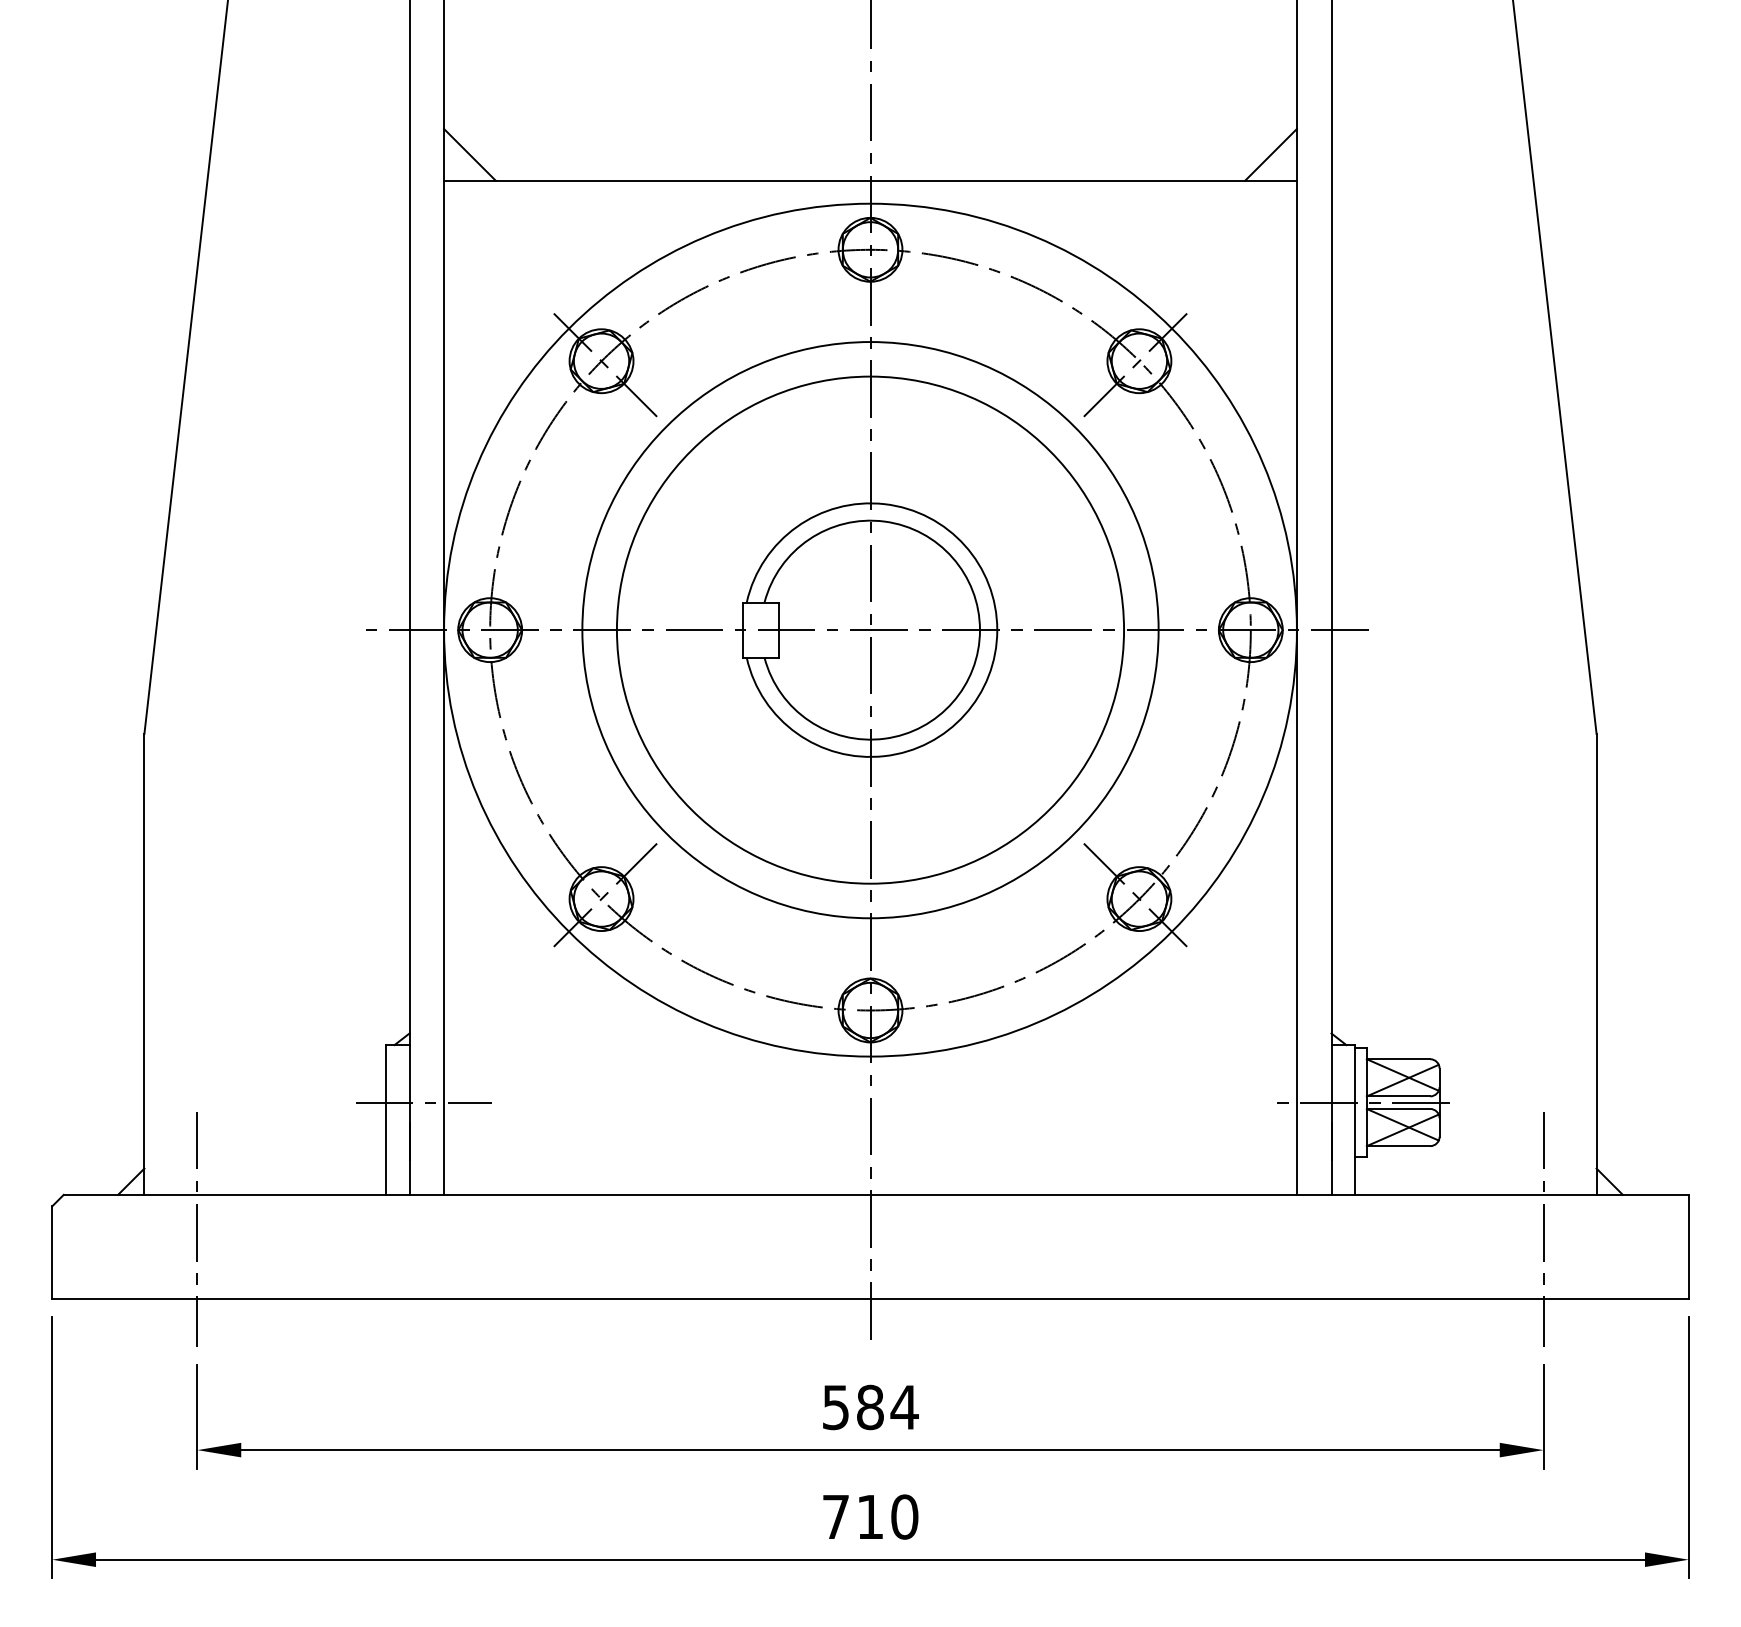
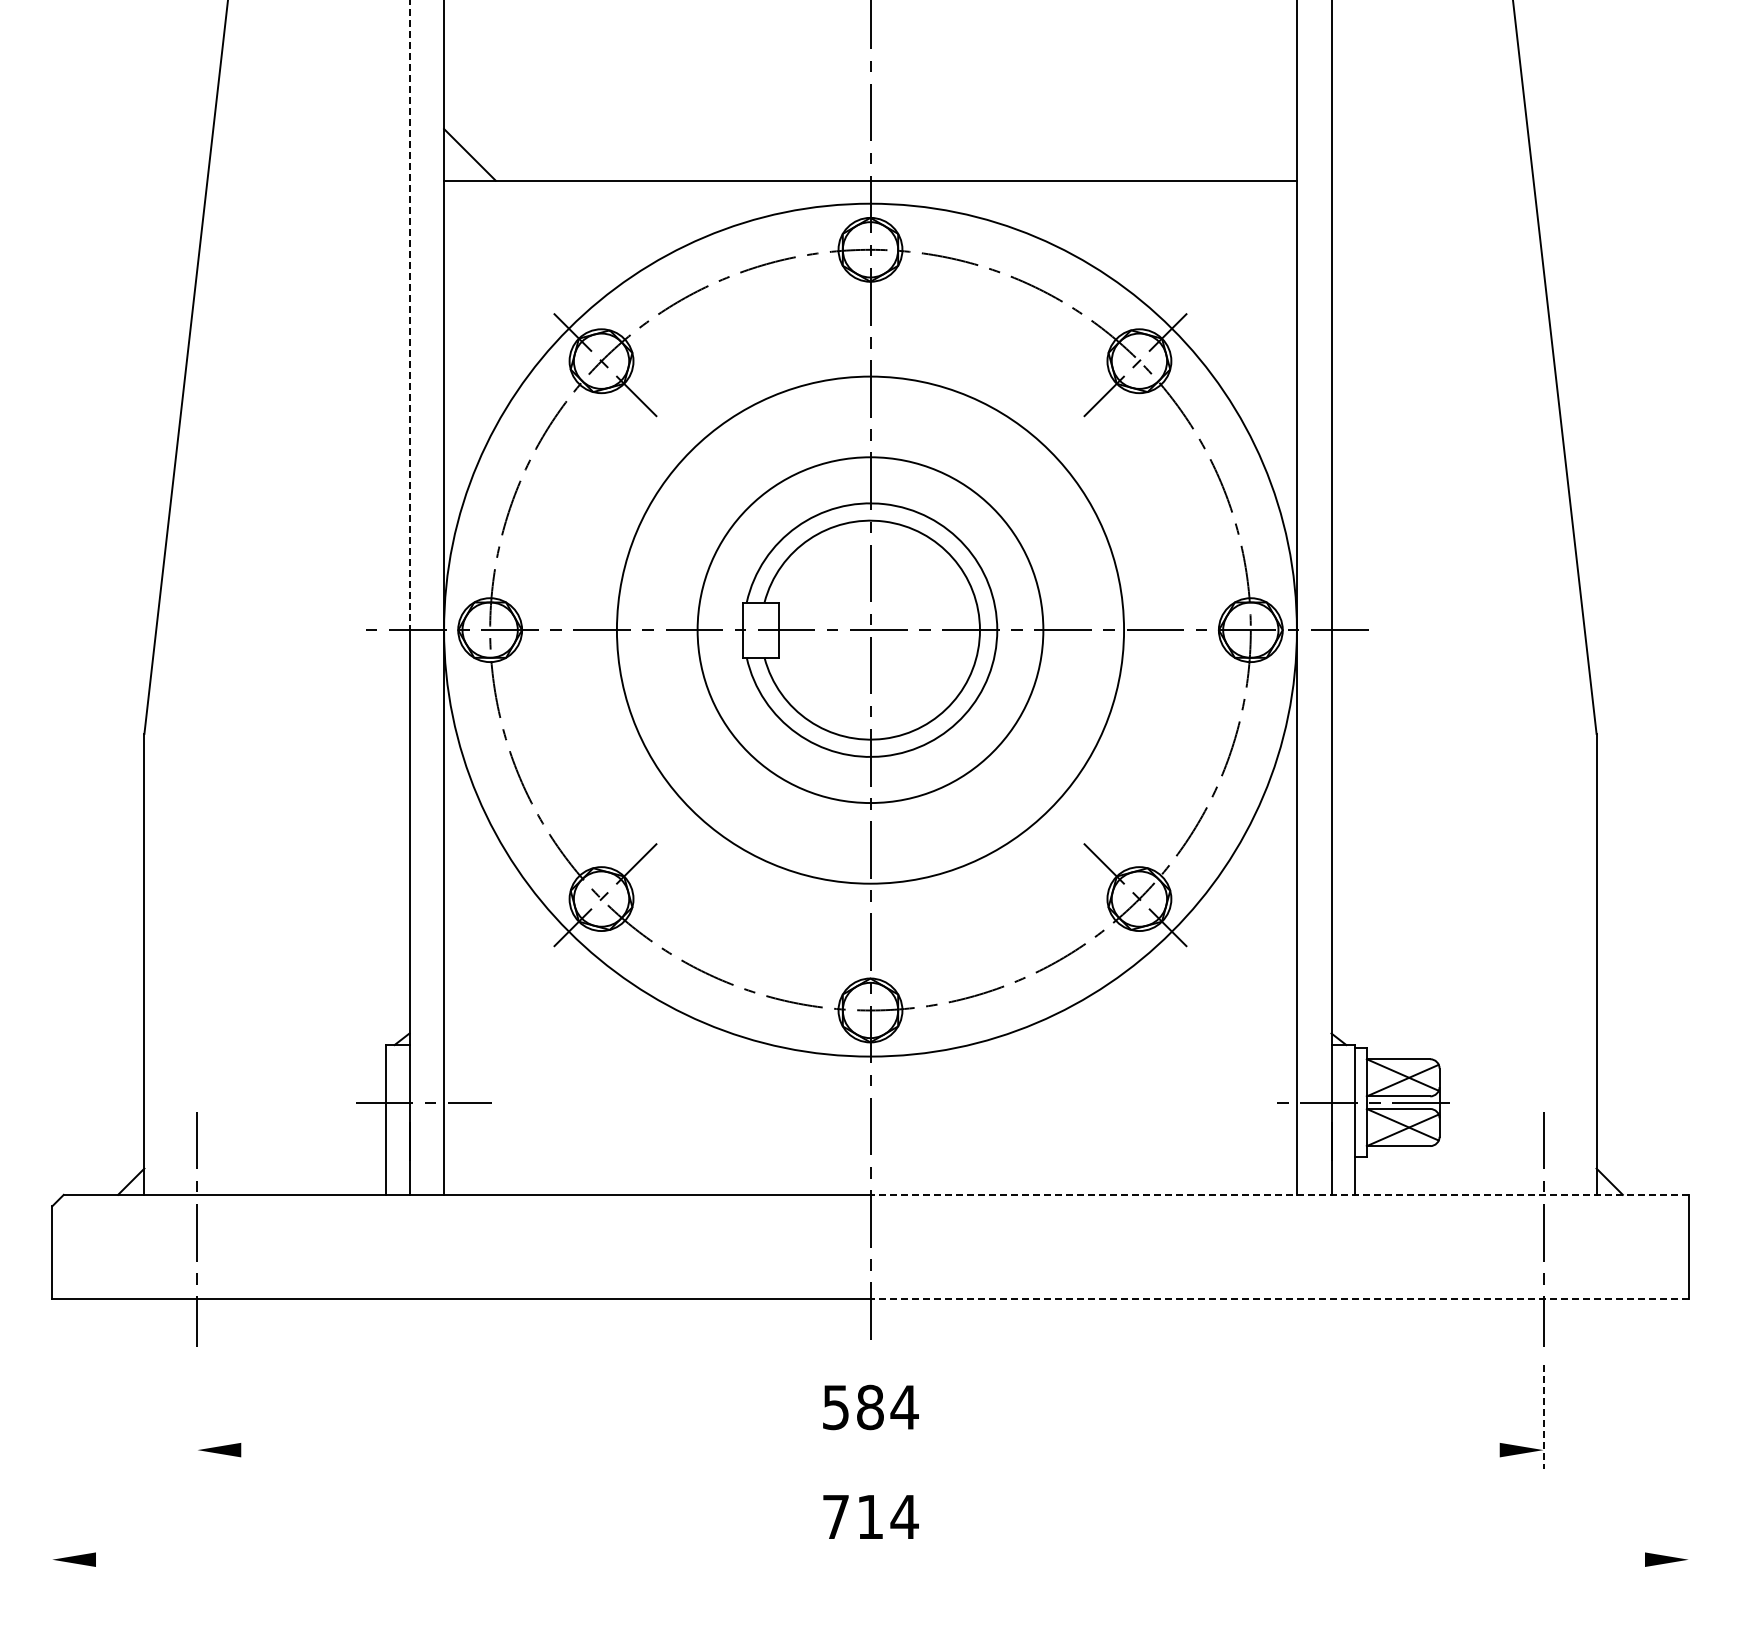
line: present -> none (1270, 154)
line: solid -> dashed (409, 315)
circle diameter: 576 px -> 346 px (870, 630)
line: solid -> dashed (1279, 1194)
line: solid -> dashed (1279, 1298)
line: present -> none (197, 1416)
line: solid -> dashed (1543, 1416)
line: present -> none (52, 1447)
line: present -> none (1688, 1447)
line: present -> none (870, 1450)
text: 710 -> 714 (904, 1516)
line: present -> none (870, 1559)
